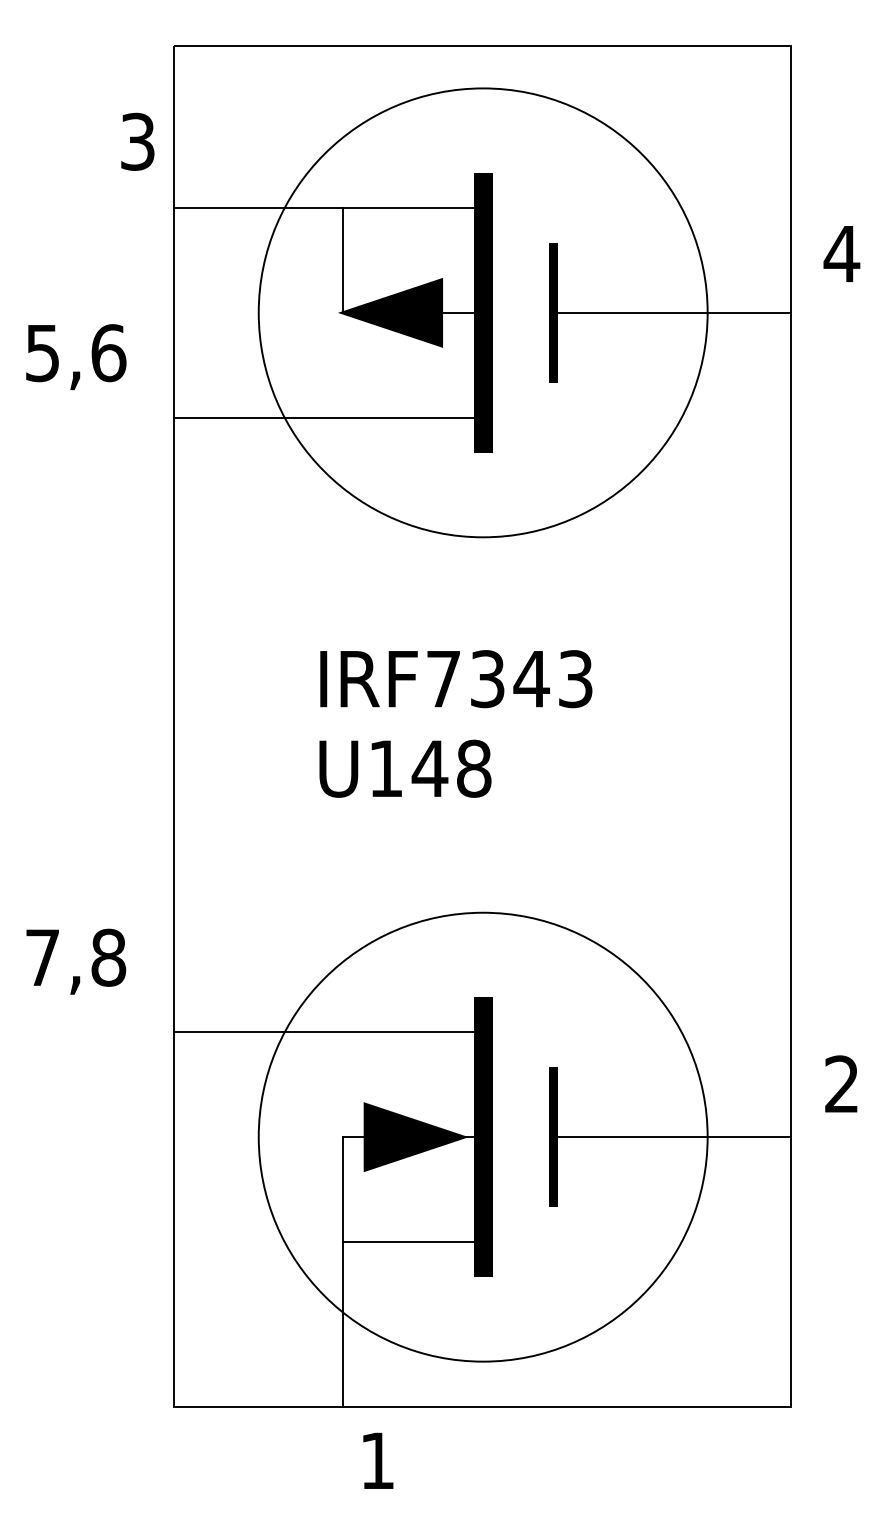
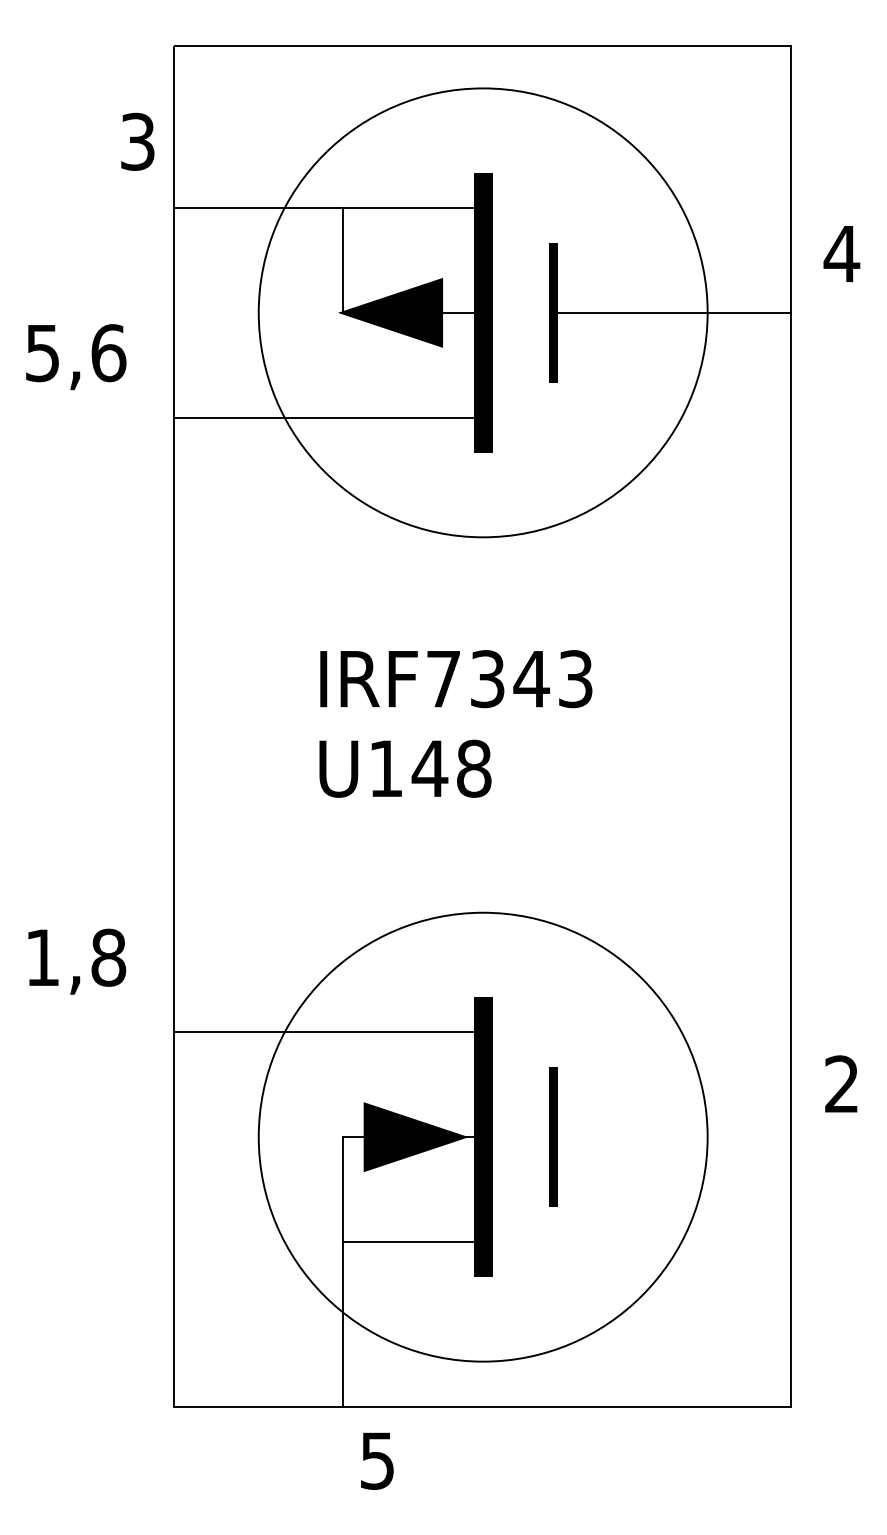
text: 7,8 -> 1,8 (42, 957)
line: present -> none (672, 1137)
text: 1 -> 5 (377, 1460)
